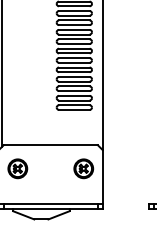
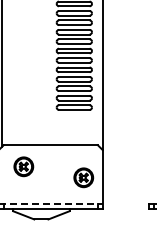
part position: (17, 168) -> (23, 166) (23, 166)
part position: (83, 168) -> (83, 177) (83, 177)
line: solid -> dashed (51, 204)
